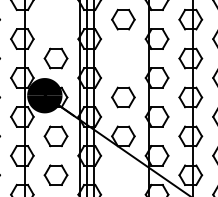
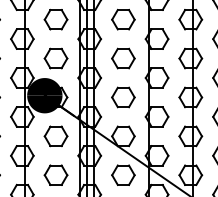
part: none -> present (55, 19)
part: none -> present (123, 58)
part: none -> present (123, 174)
